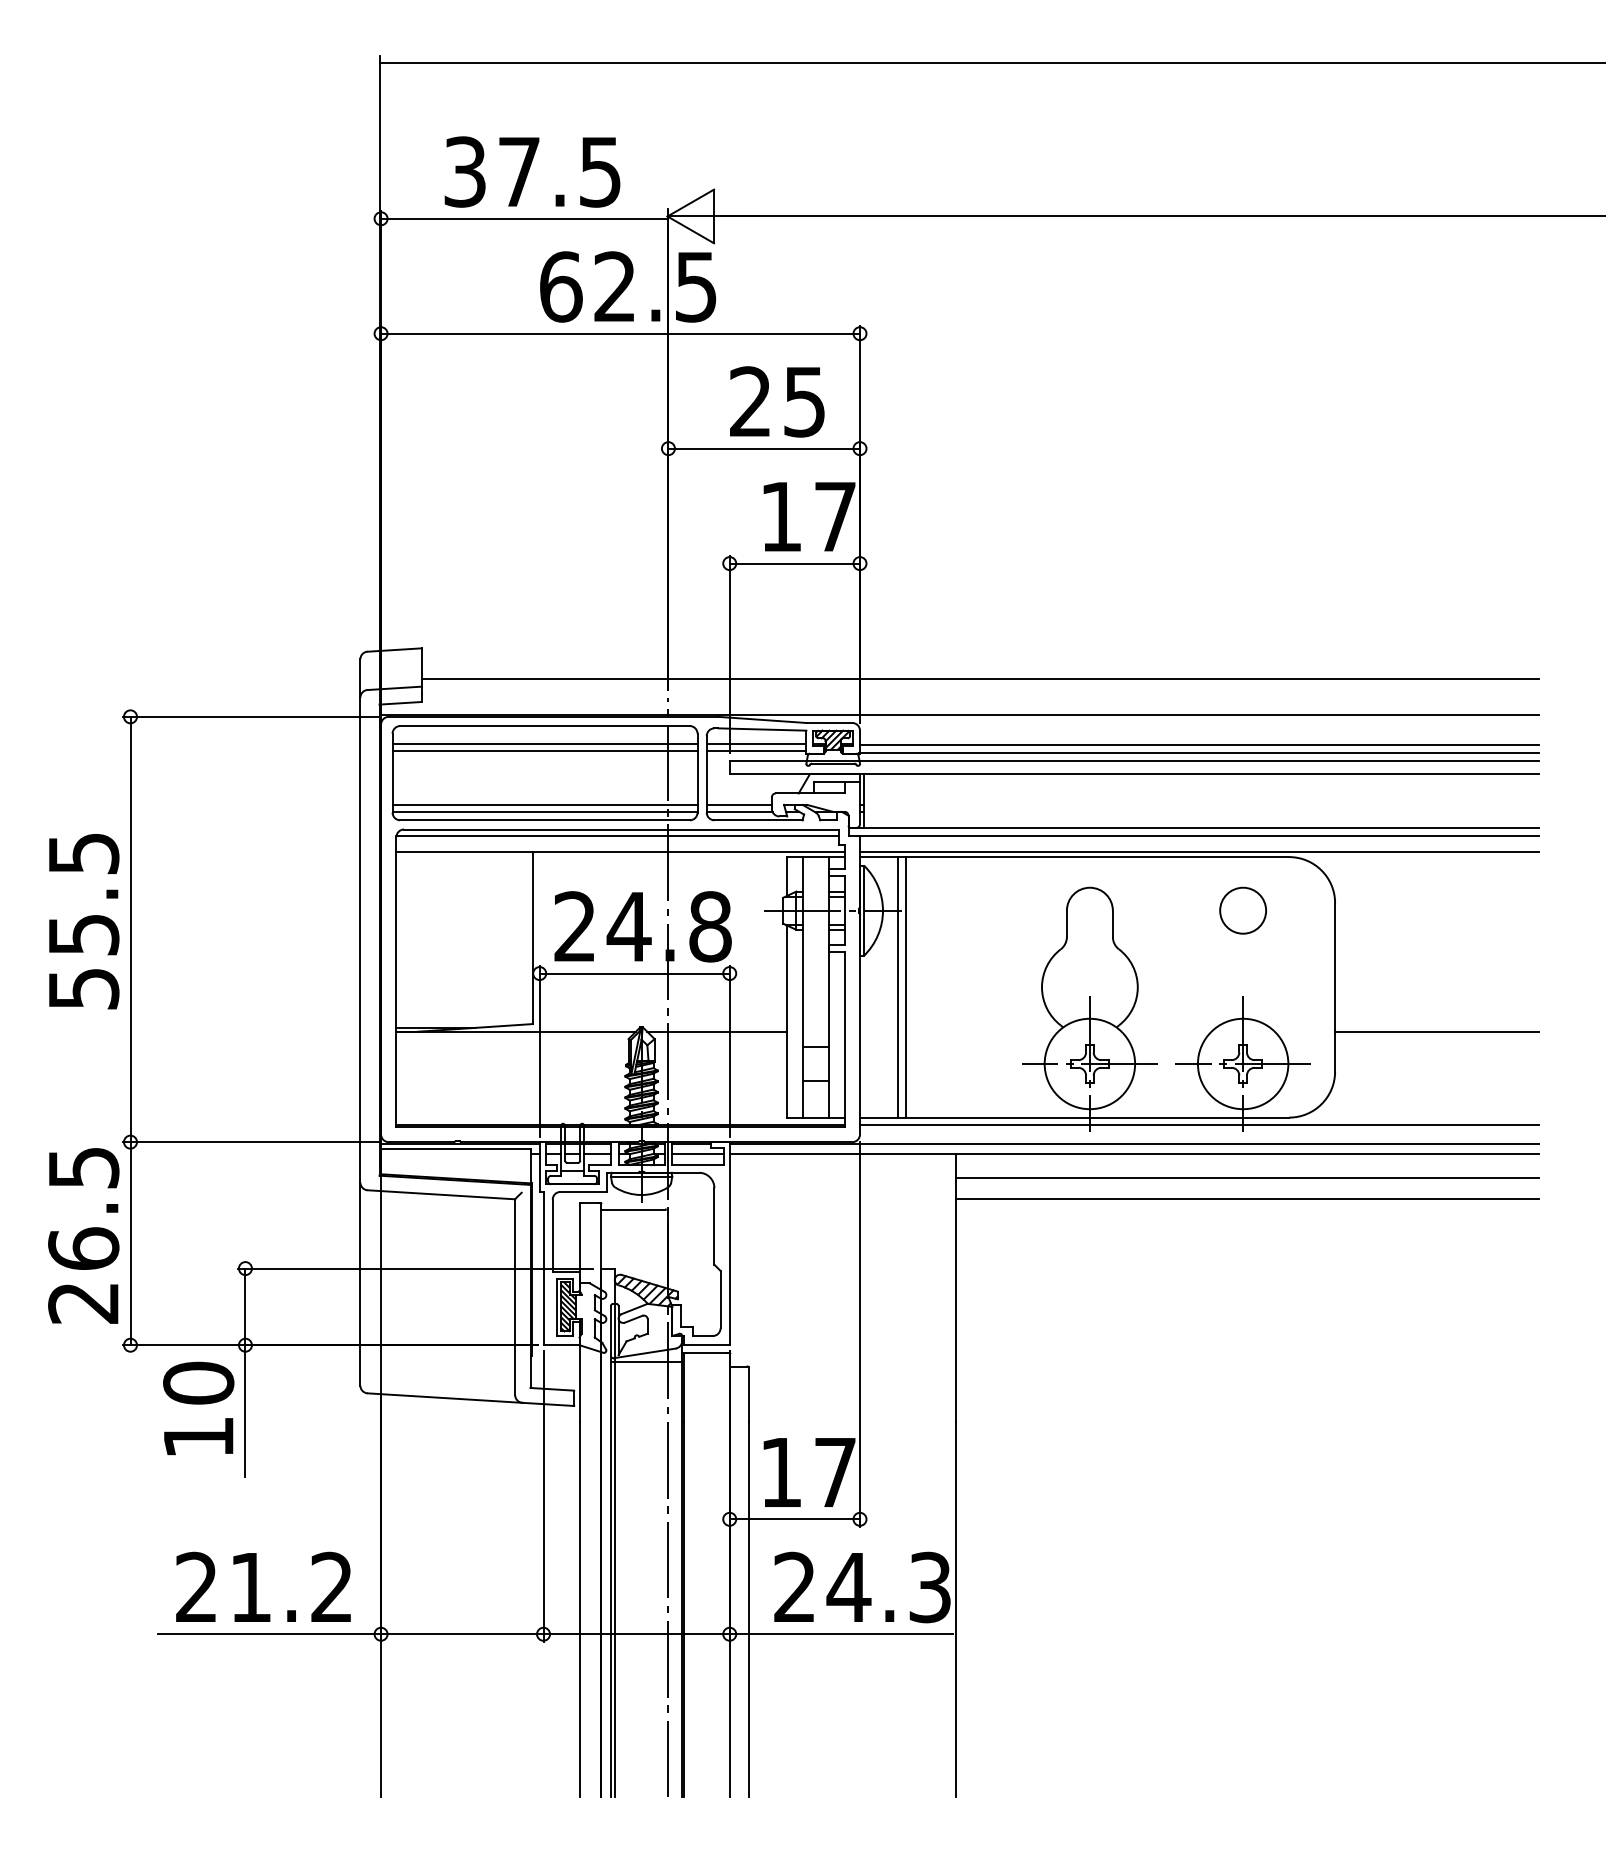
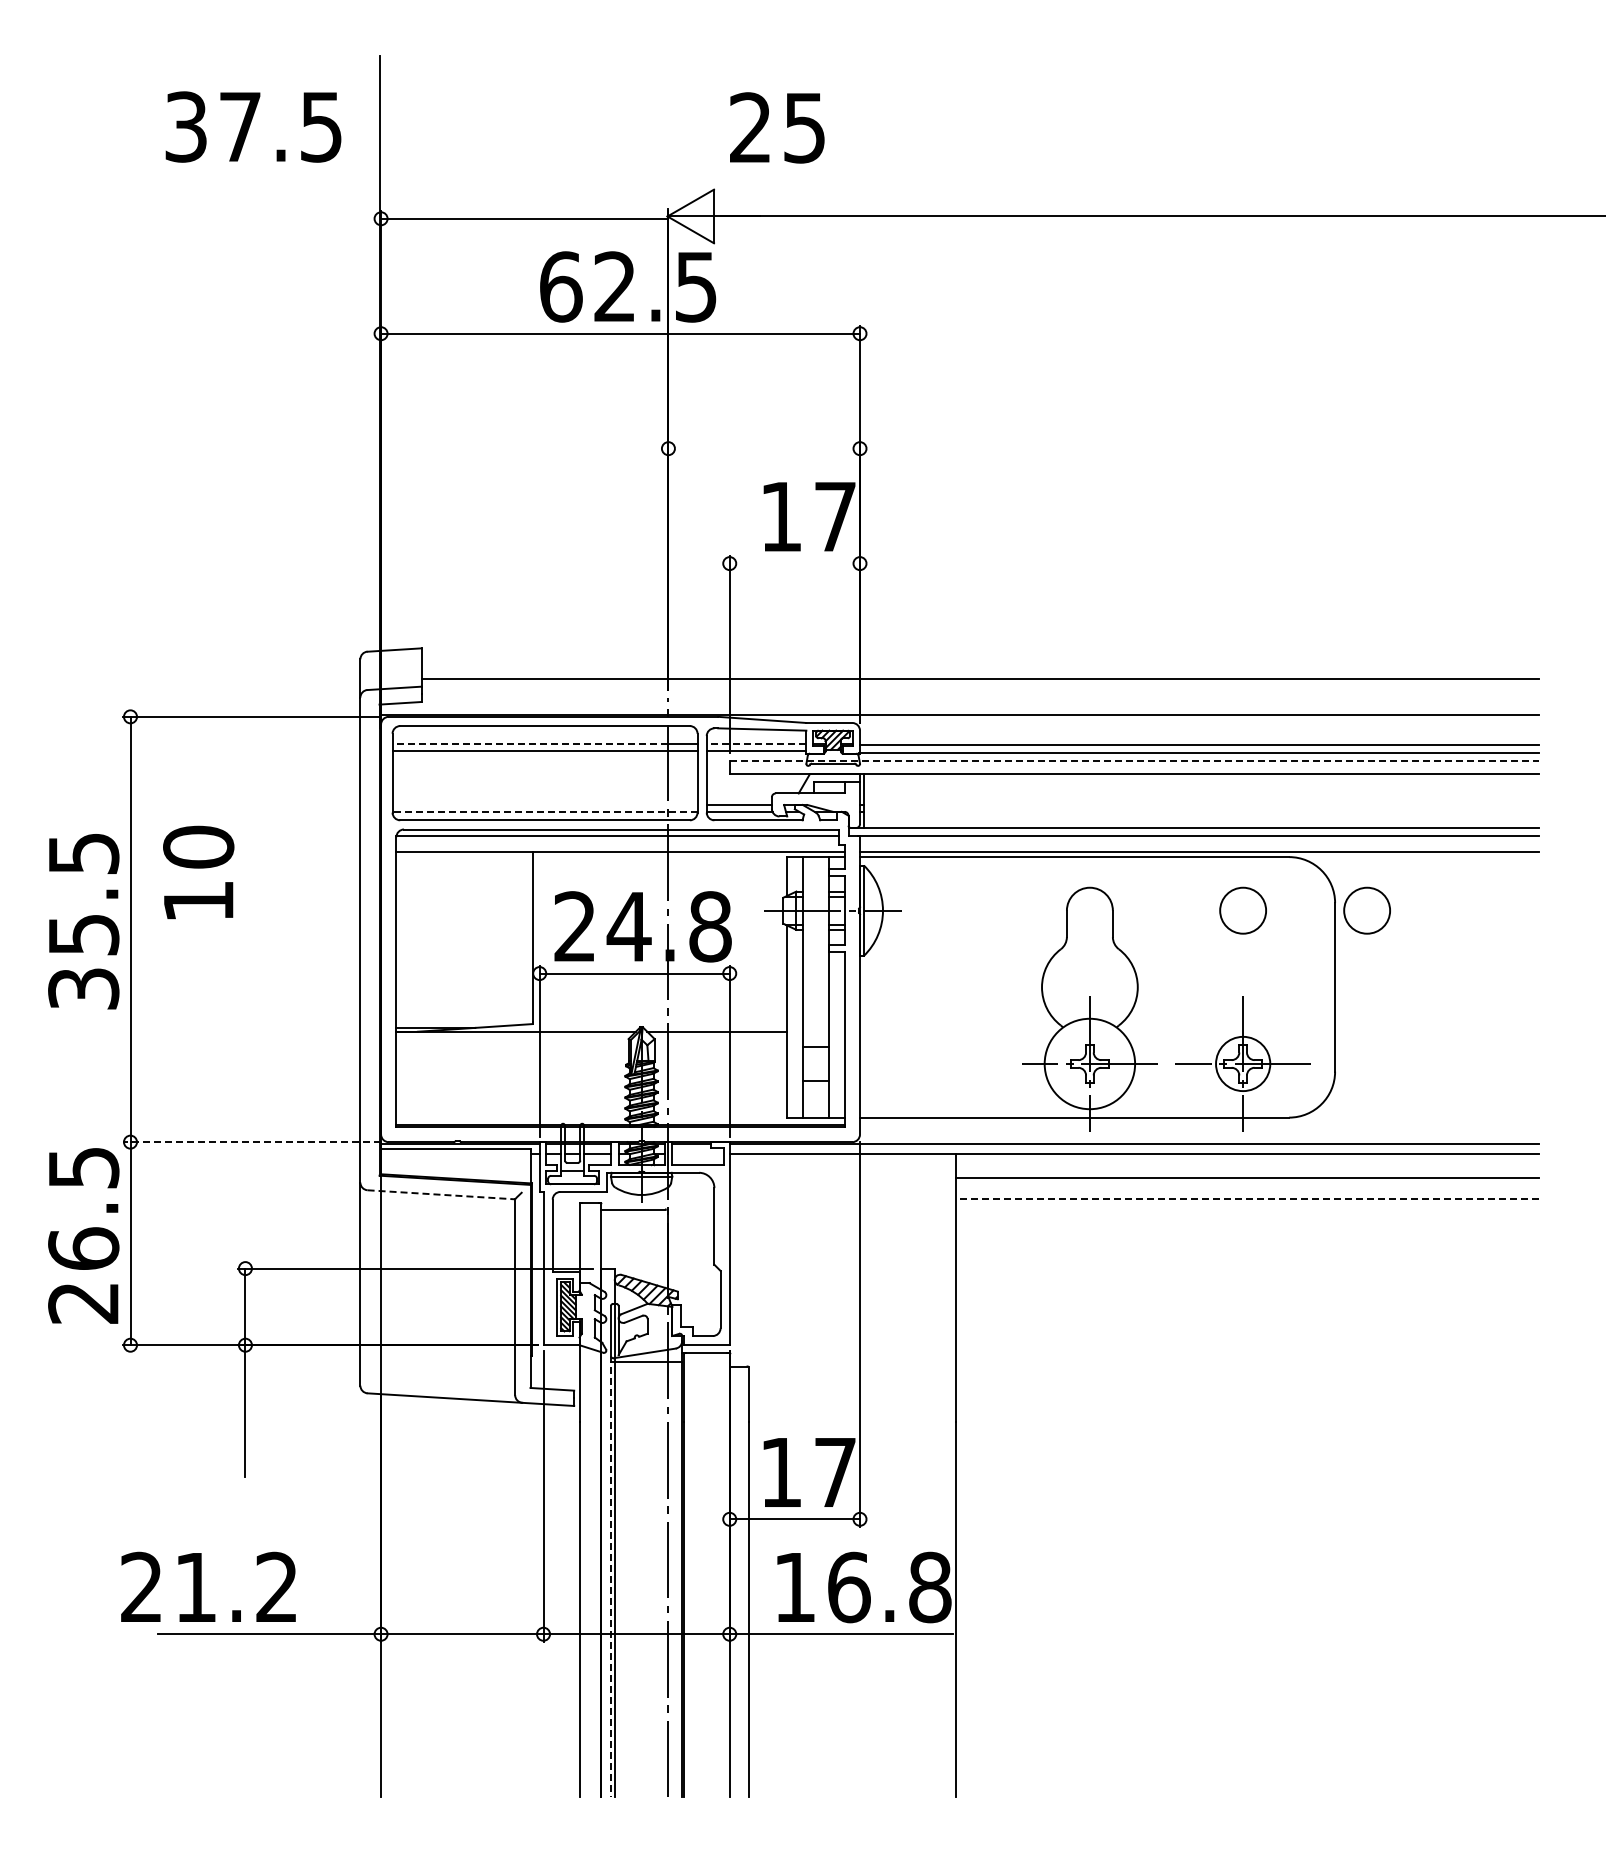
line: present -> none (991, 63)
text position: (532, 171) -> (253, 126) (253, 126)
text position: (777, 401) -> (777, 127) (777, 127)
line: present -> none (764, 448)
line: present -> none (794, 563)
line: solid -> dashed (530, 743)
line: solid -> dashed (756, 743)
line: solid -> dashed (1134, 760)
line: present -> none (544, 804)
line: solid -> dashed (544, 811)
circle: none -> present (1366, 910)
line: present -> none (898, 987)
line: present -> none (905, 987)
text: 55.5 -> 35.5 (83, 988)
line: present -> none (1436, 1031)
circle diameter: 90 px -> 54 px (1243, 1063)
line: present -> none (1199, 1124)
line: solid -> dashed (251, 1142)
line: present -> none (697, 1153)
line: solid -> dashed (441, 1194)
line: solid -> dashed (1246, 1199)
text position: (198, 1408) -> (198, 872) (198, 872)
line: solid -> dashed (610, 1576)
text position: (263, 1586) -> (208, 1586) (208, 1586)
text: 24.3 -> 16.8 (862, 1587)
